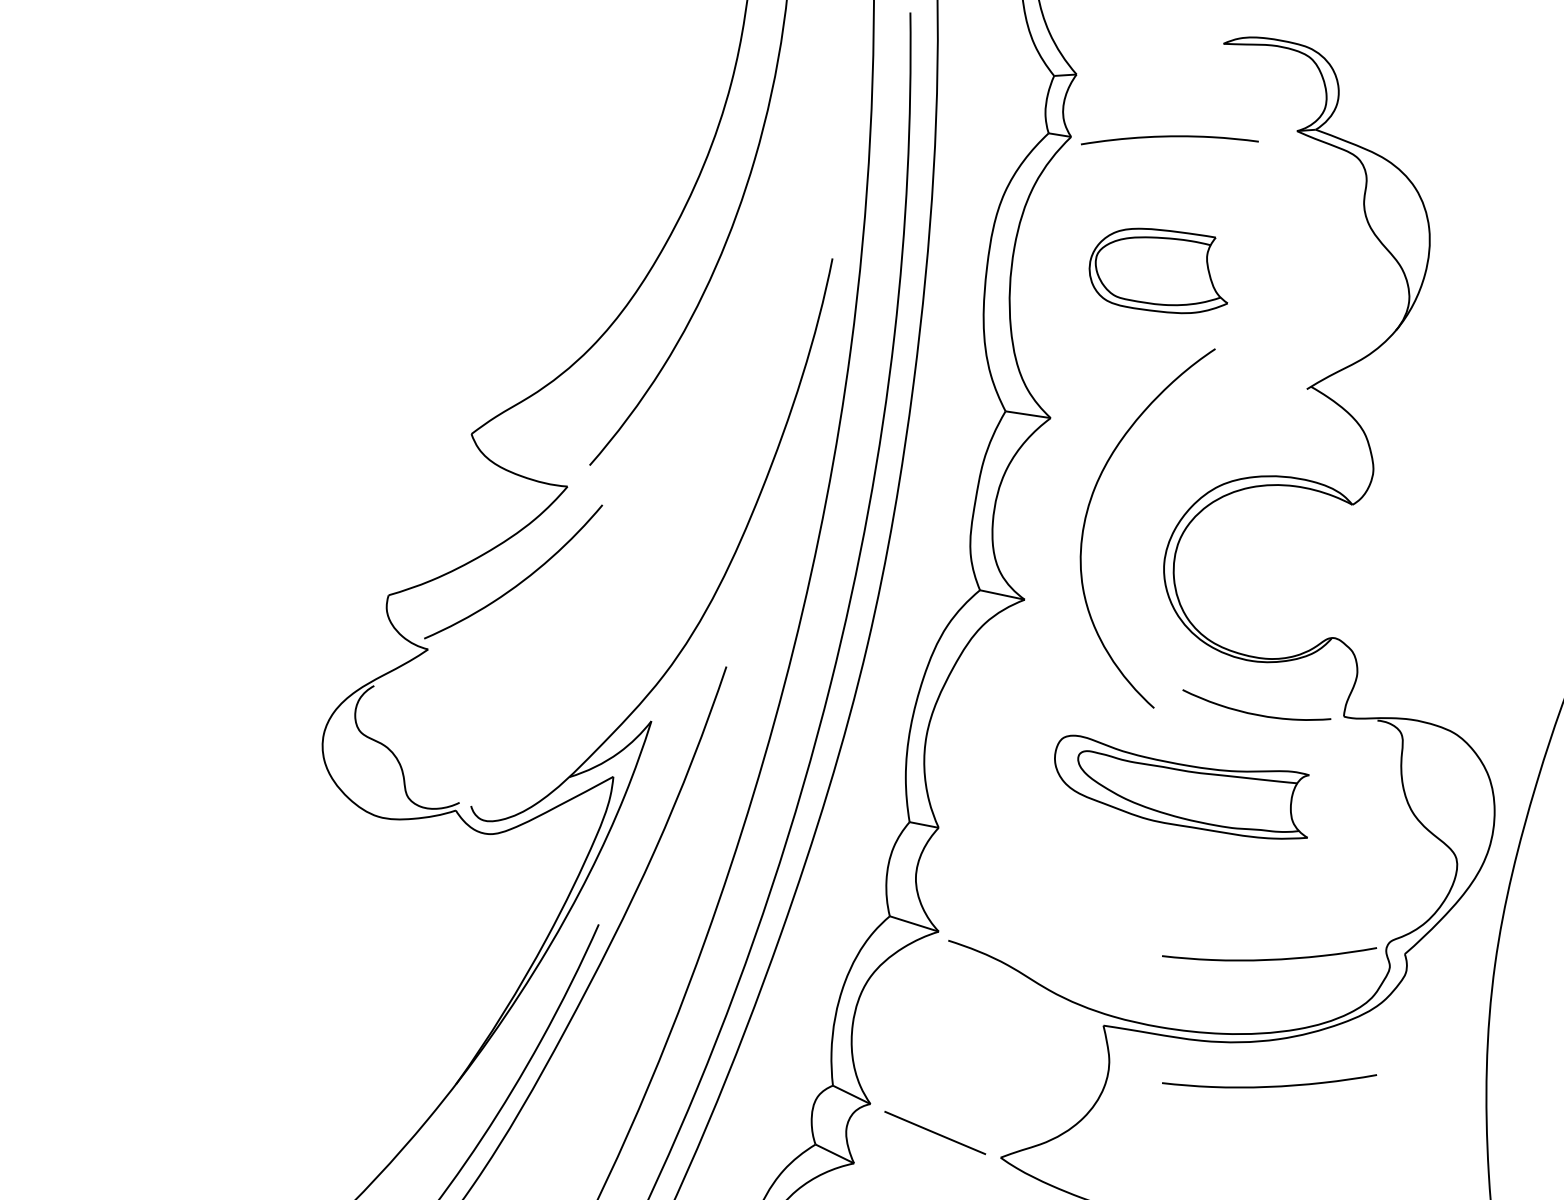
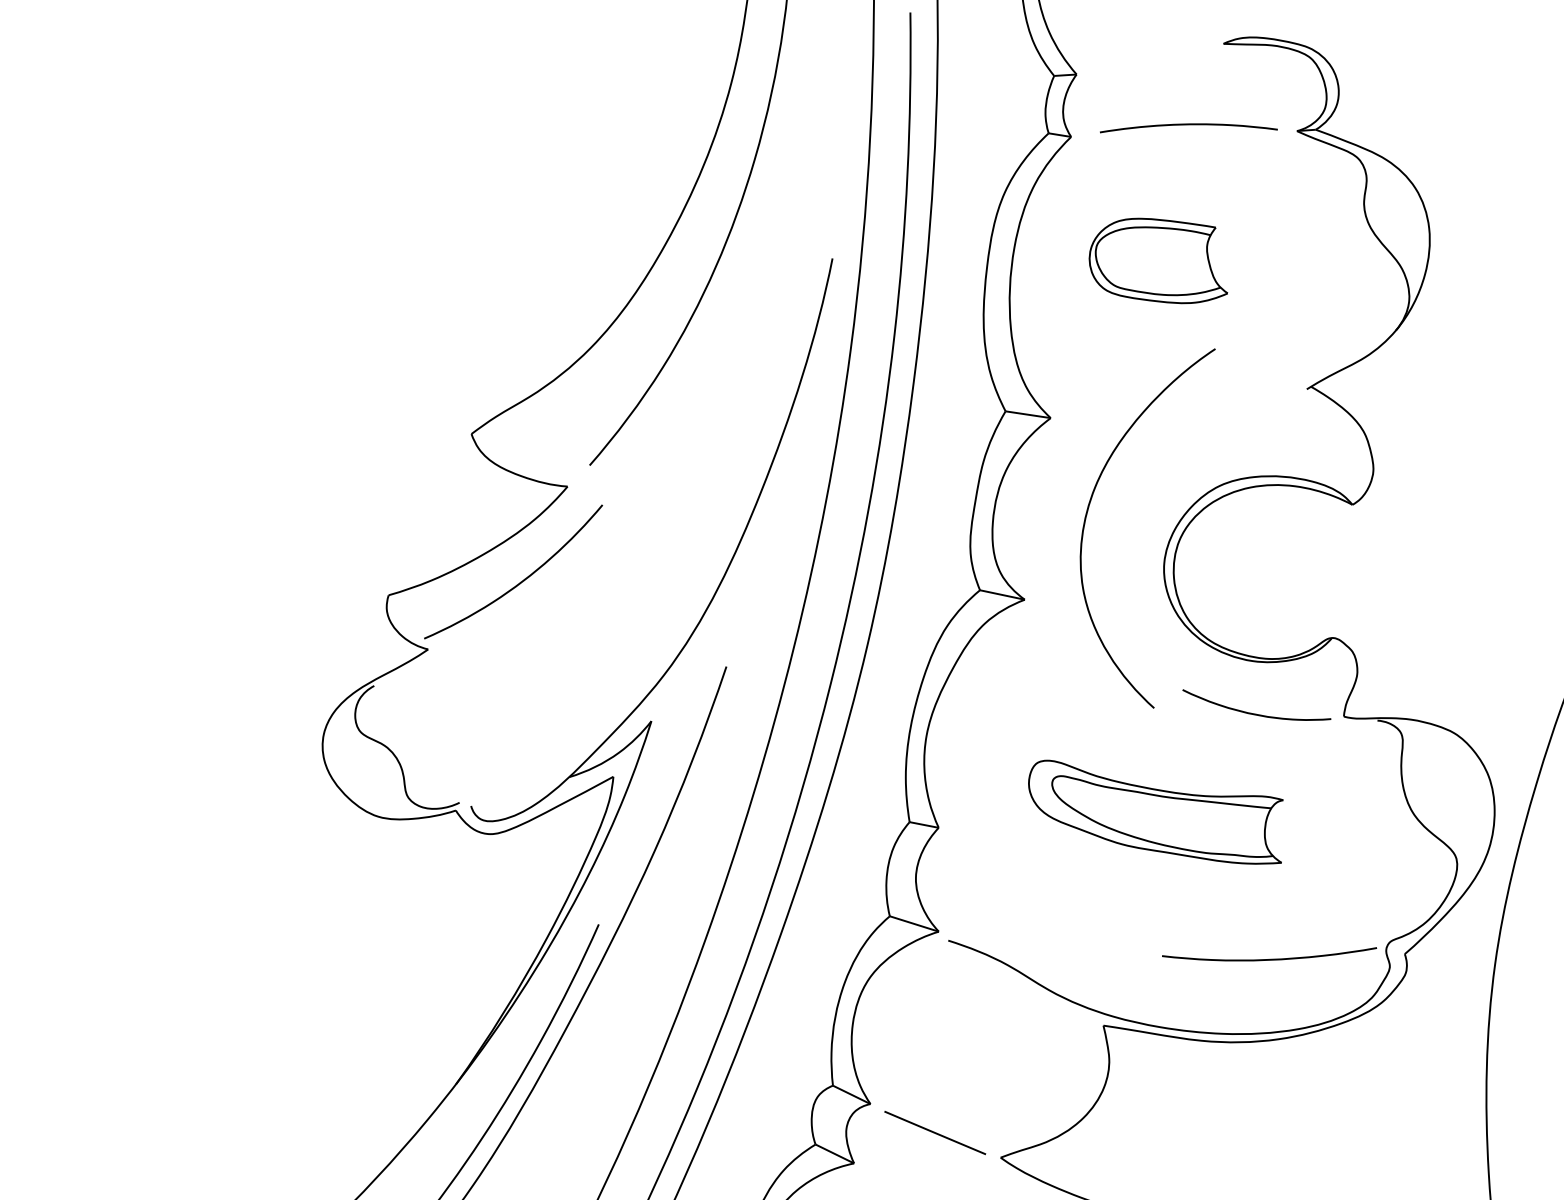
curve position: (1169, 137) -> (1188, 125) (1188, 125)
part position: (1158, 270) -> (1158, 260) (1158, 260)
part position: (1181, 786) -> (1155, 811) (1155, 811)
curve: present -> none (1270, 1085)
